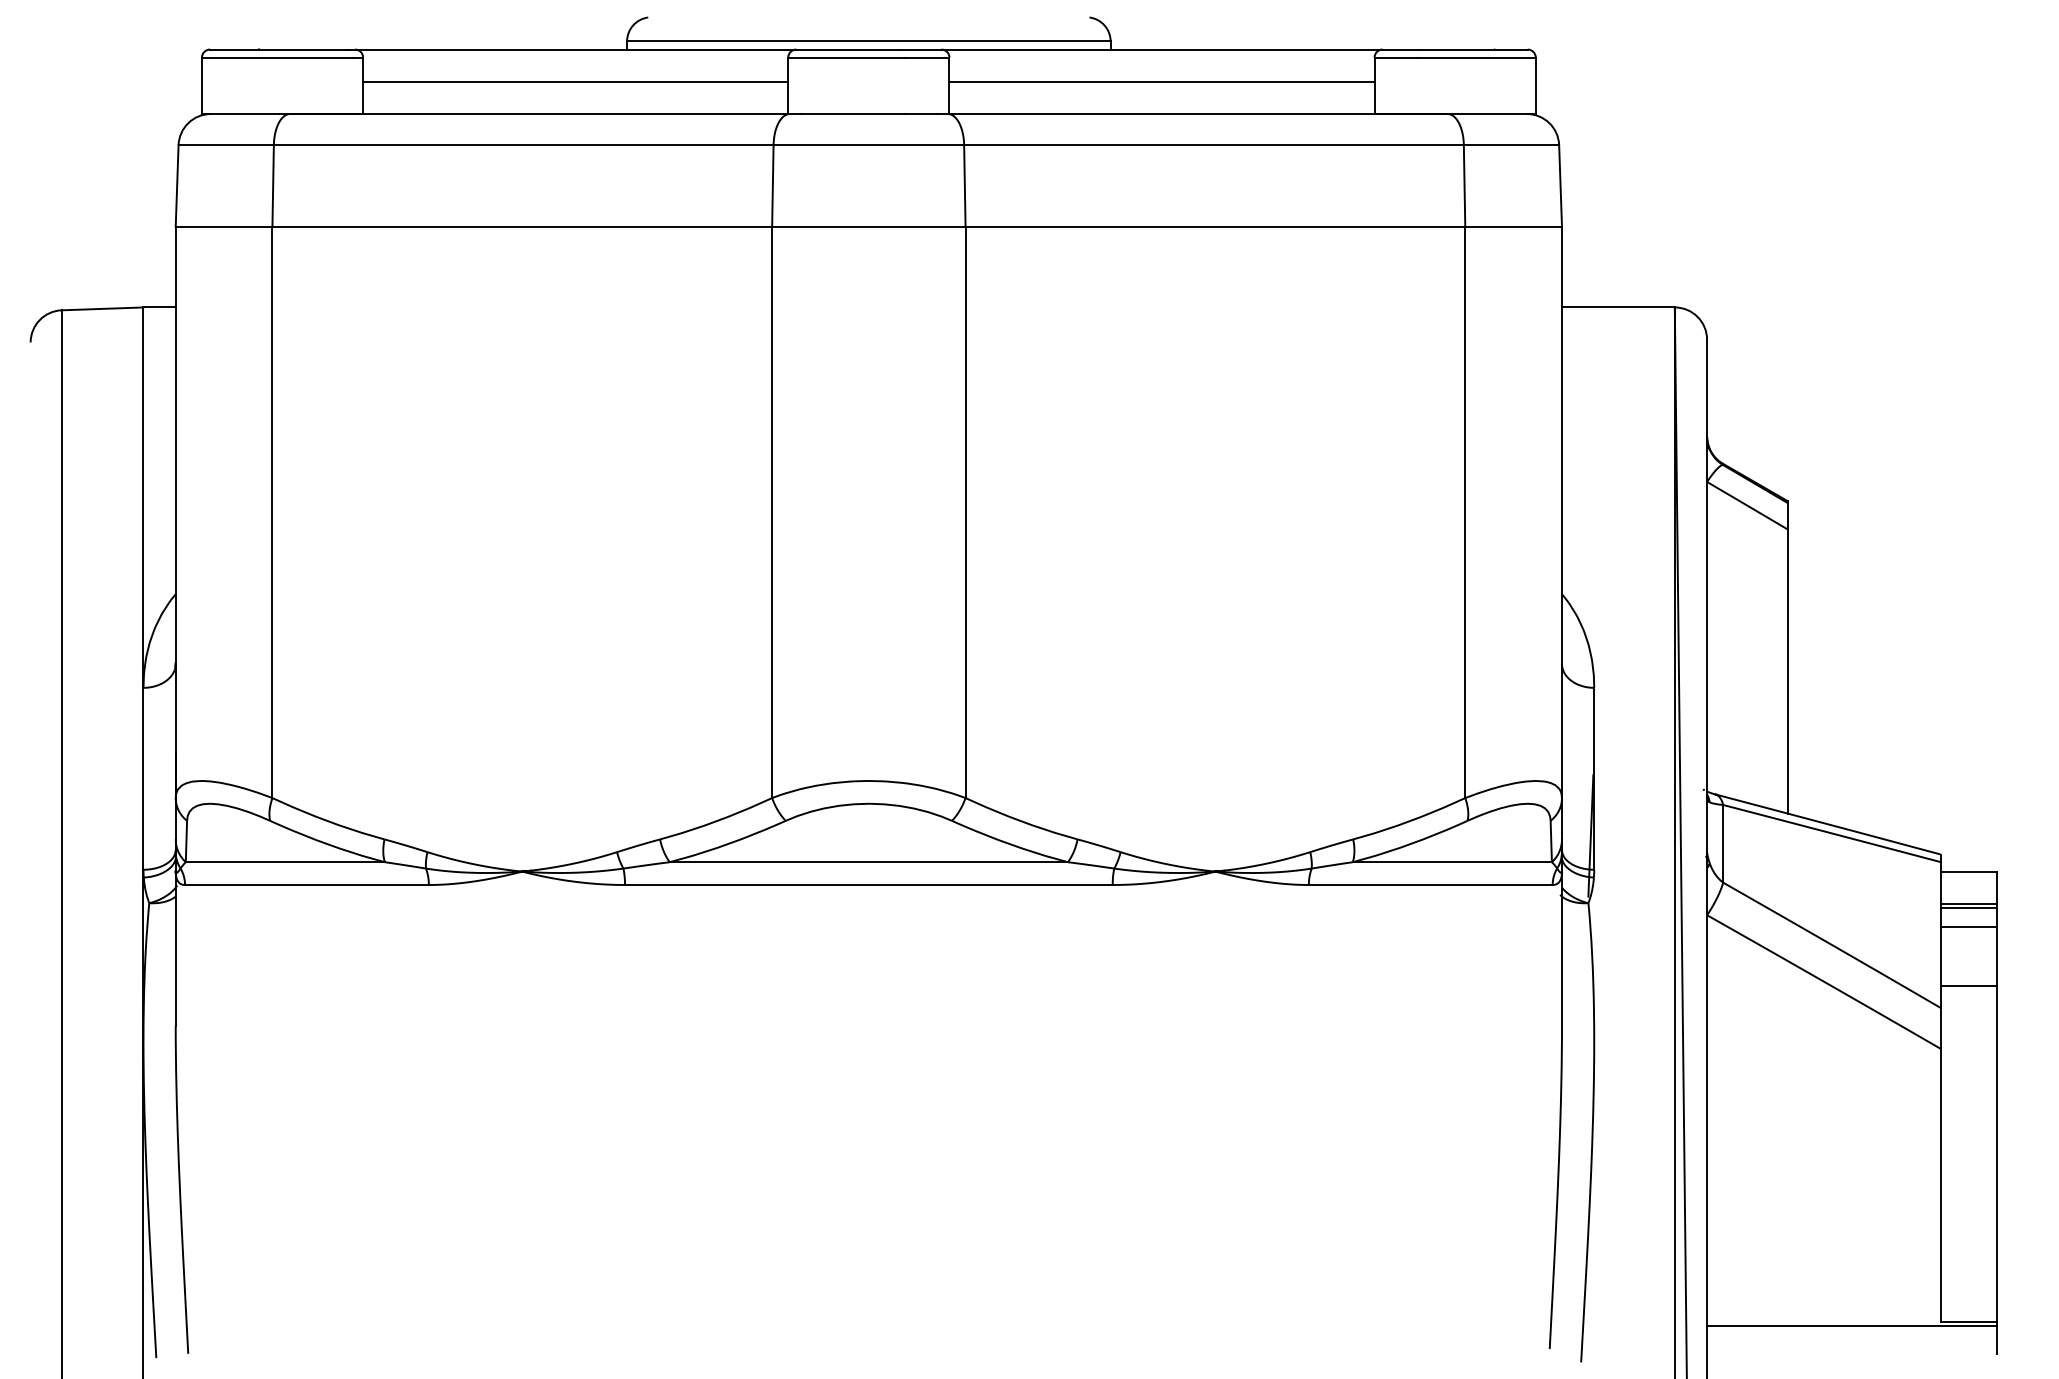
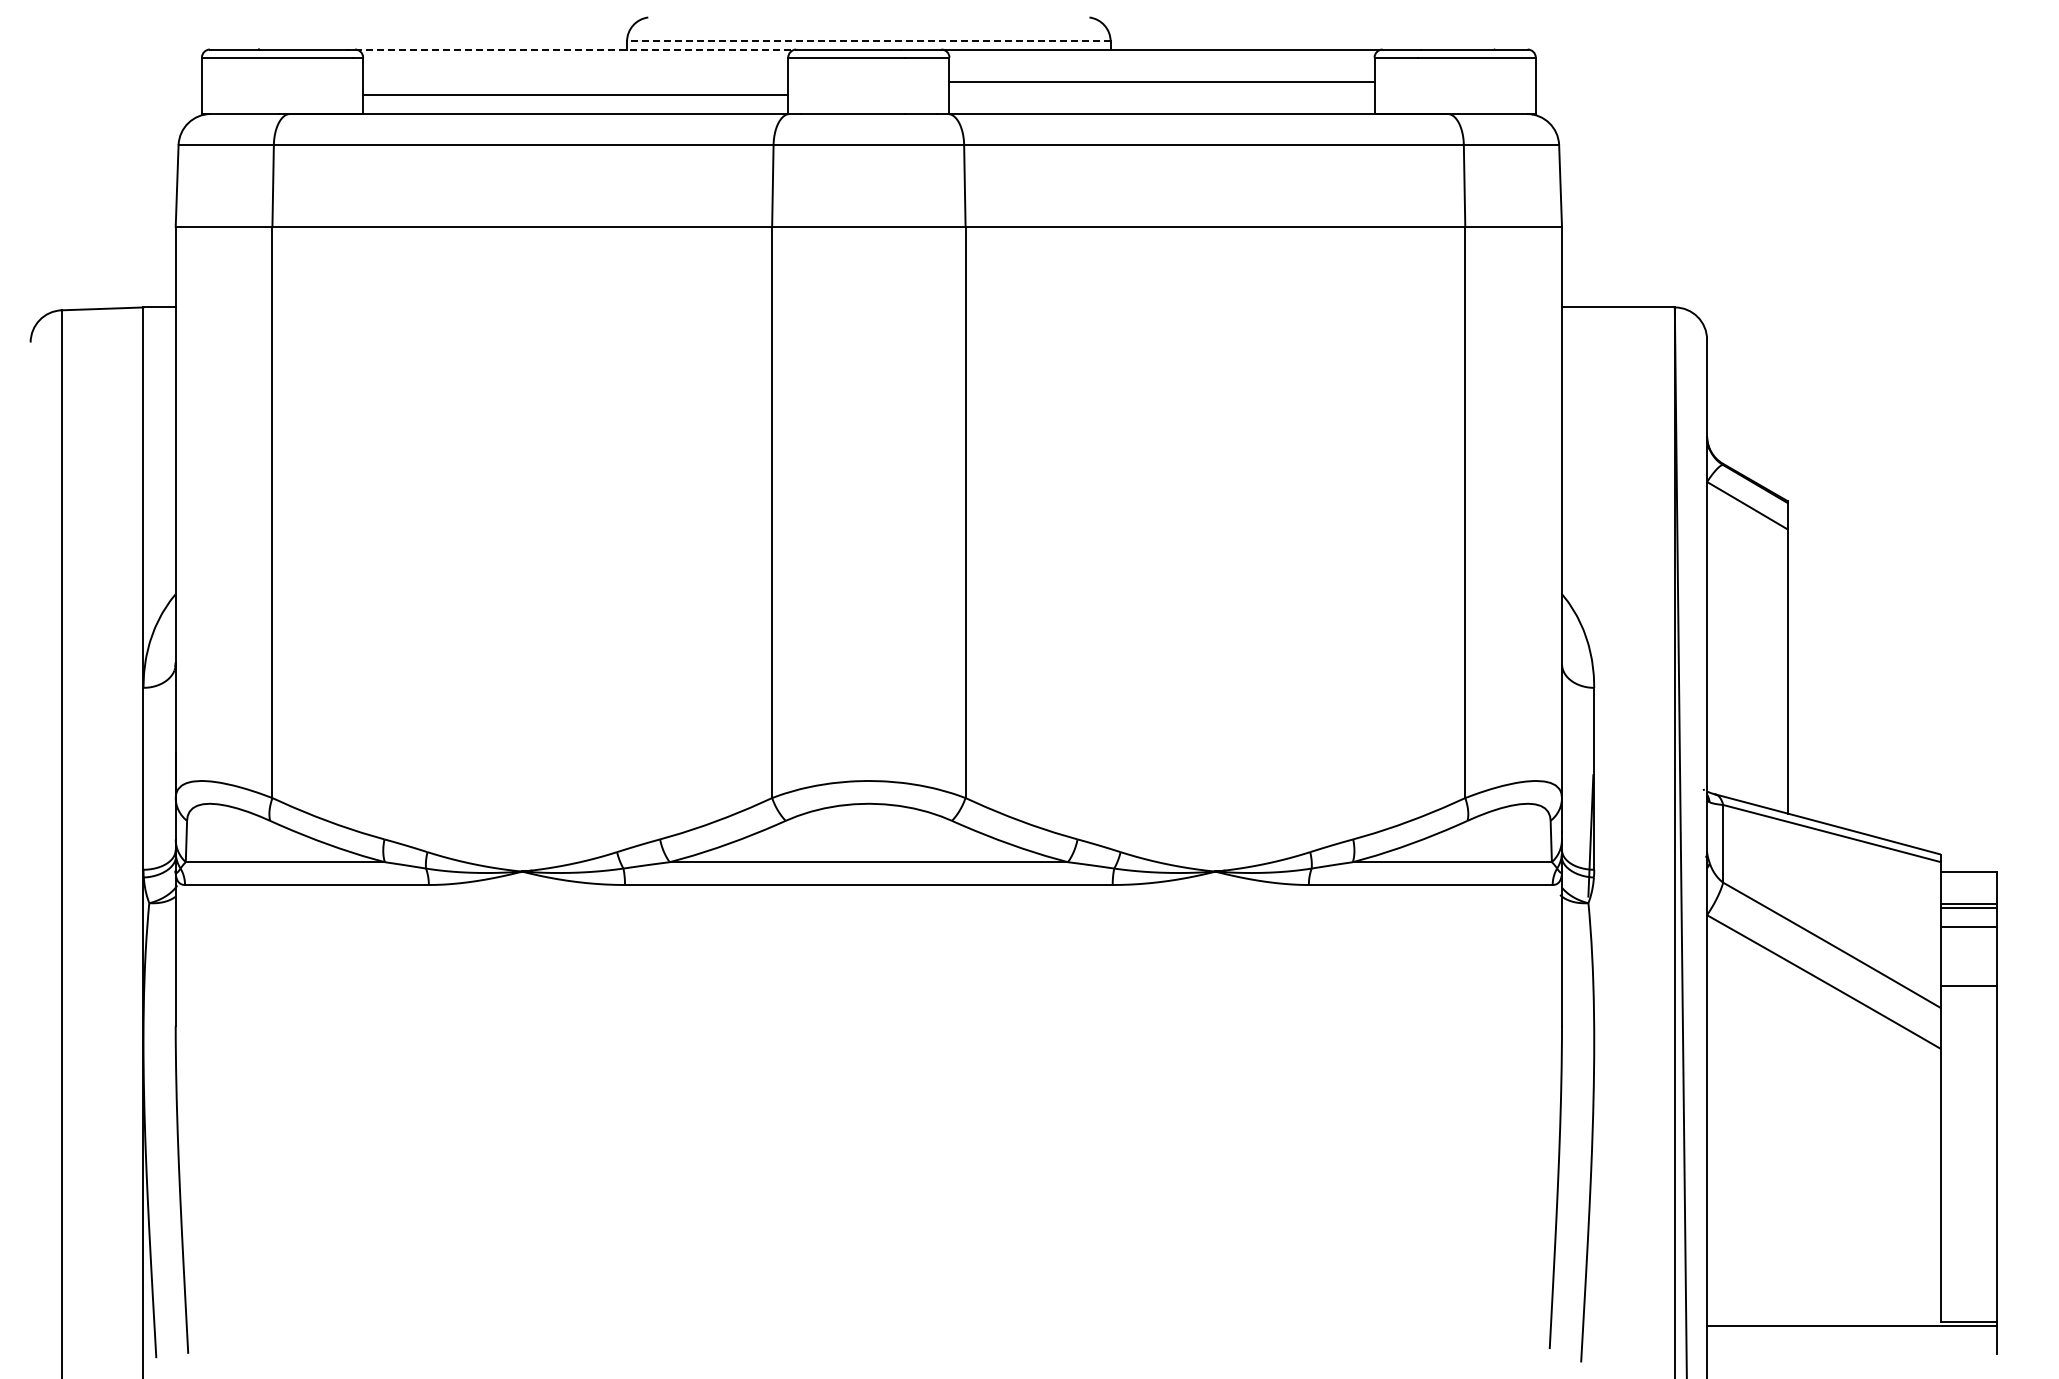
line: solid -> dashed (868, 41)
line: solid -> dashed (575, 49)
line position: (575, 81) -> (575, 94) (575, 94)
